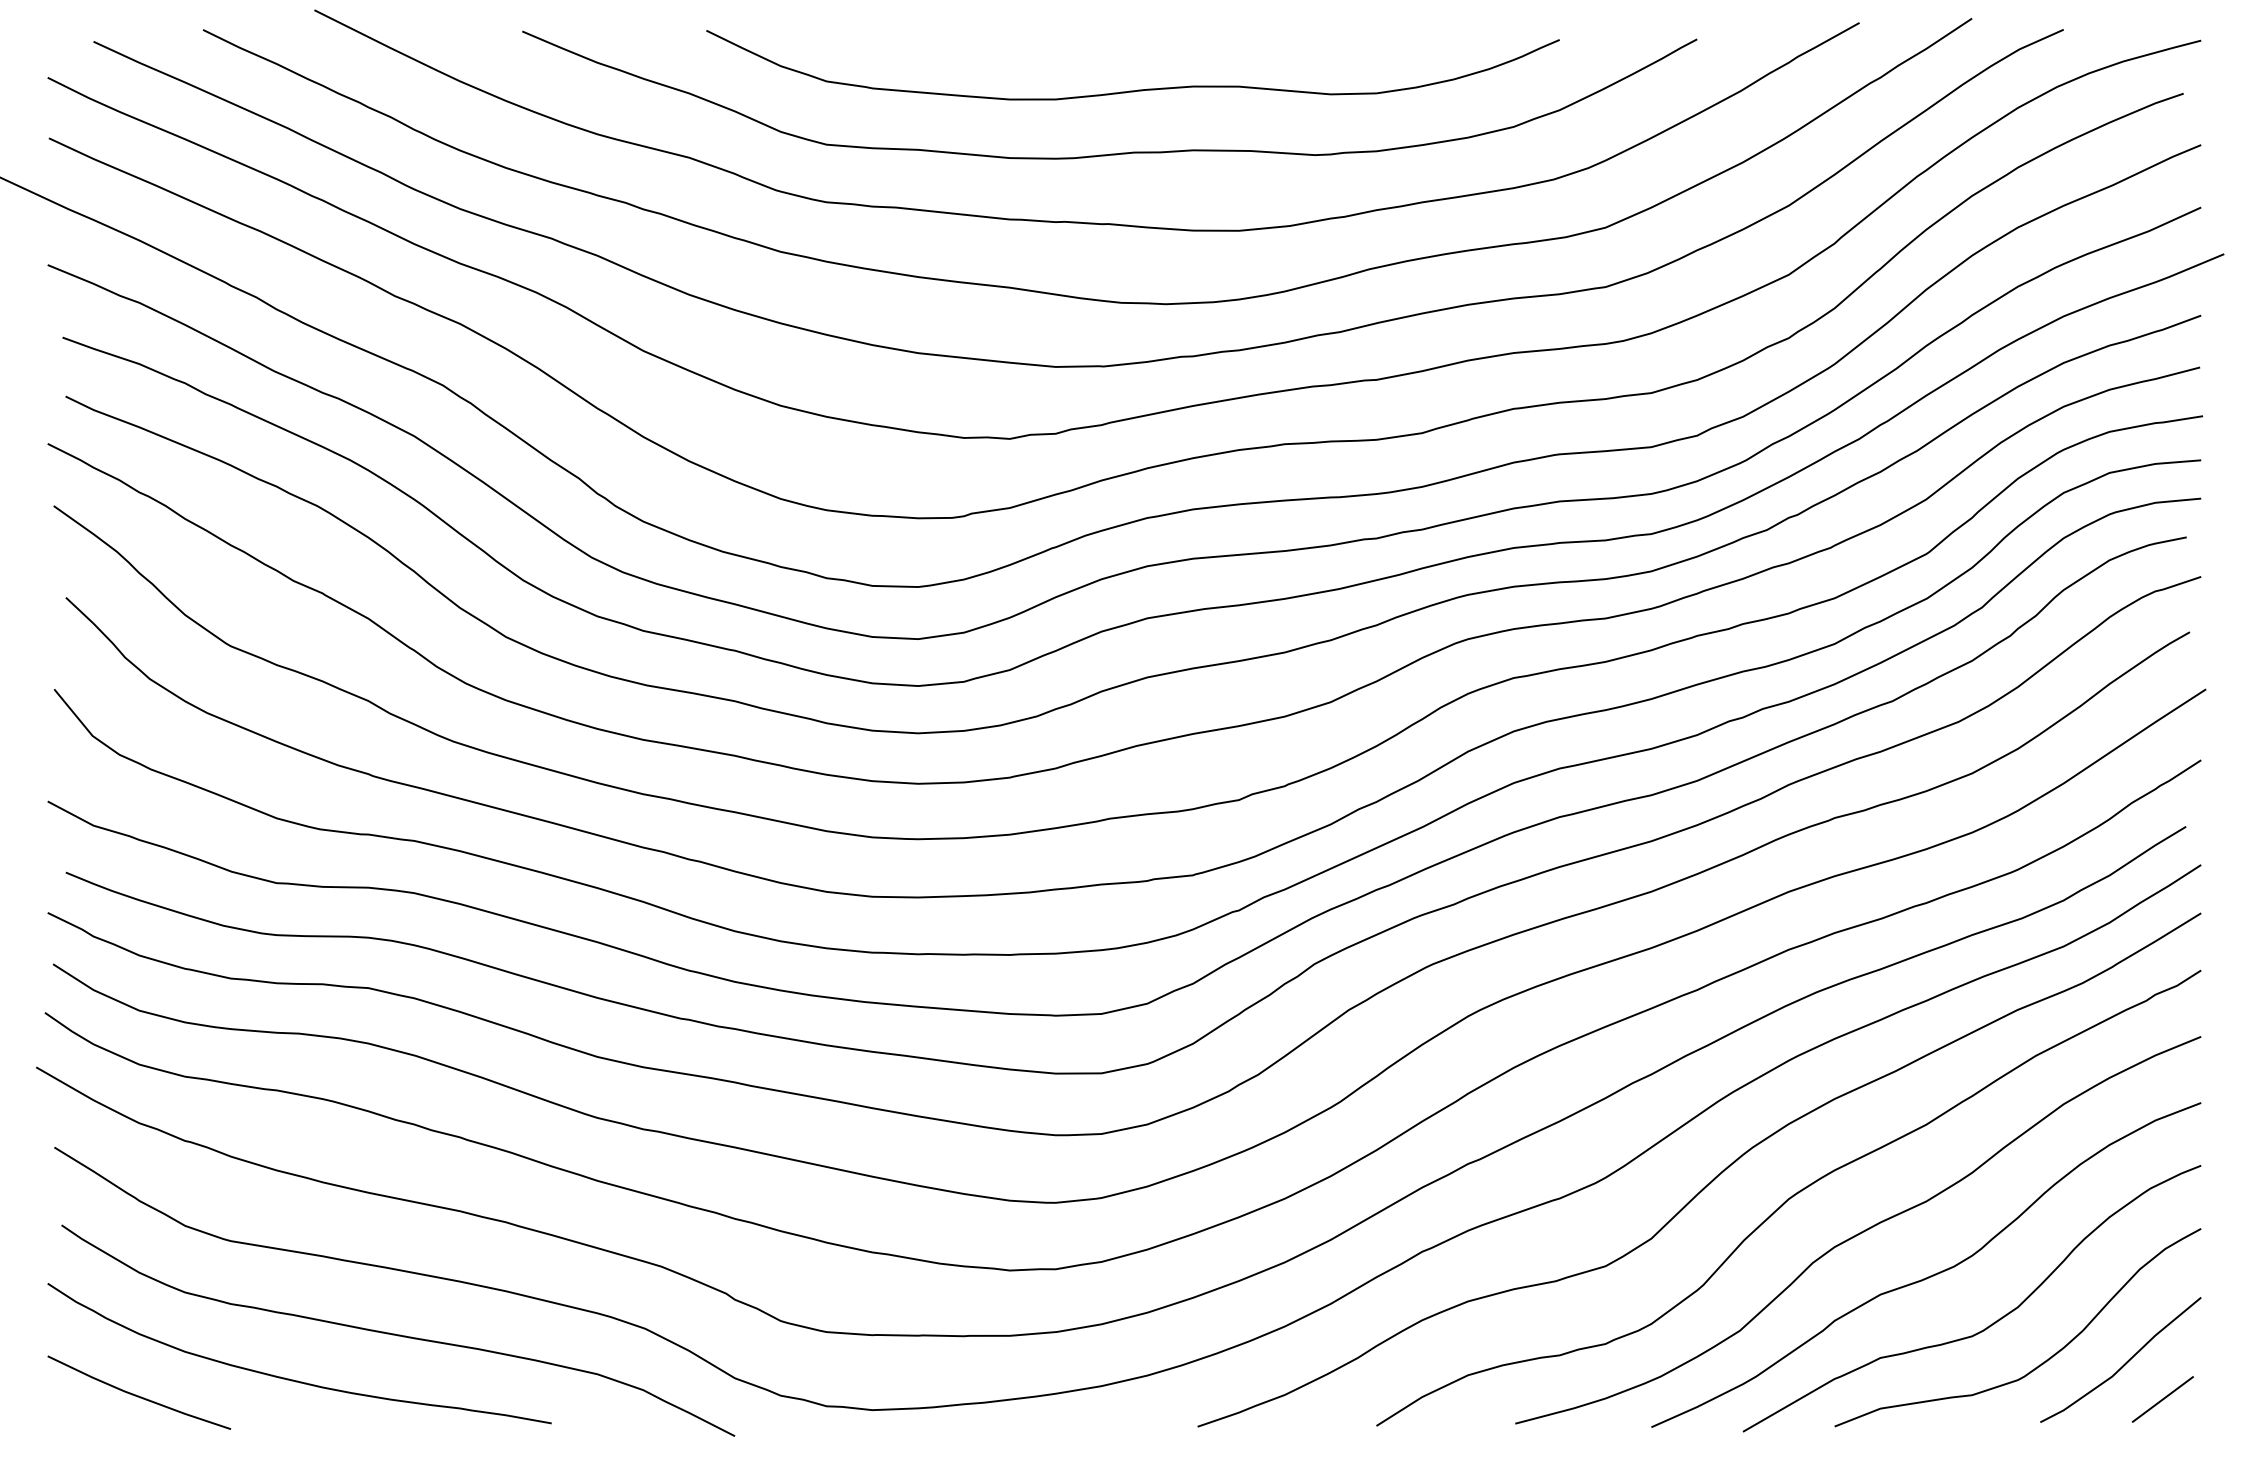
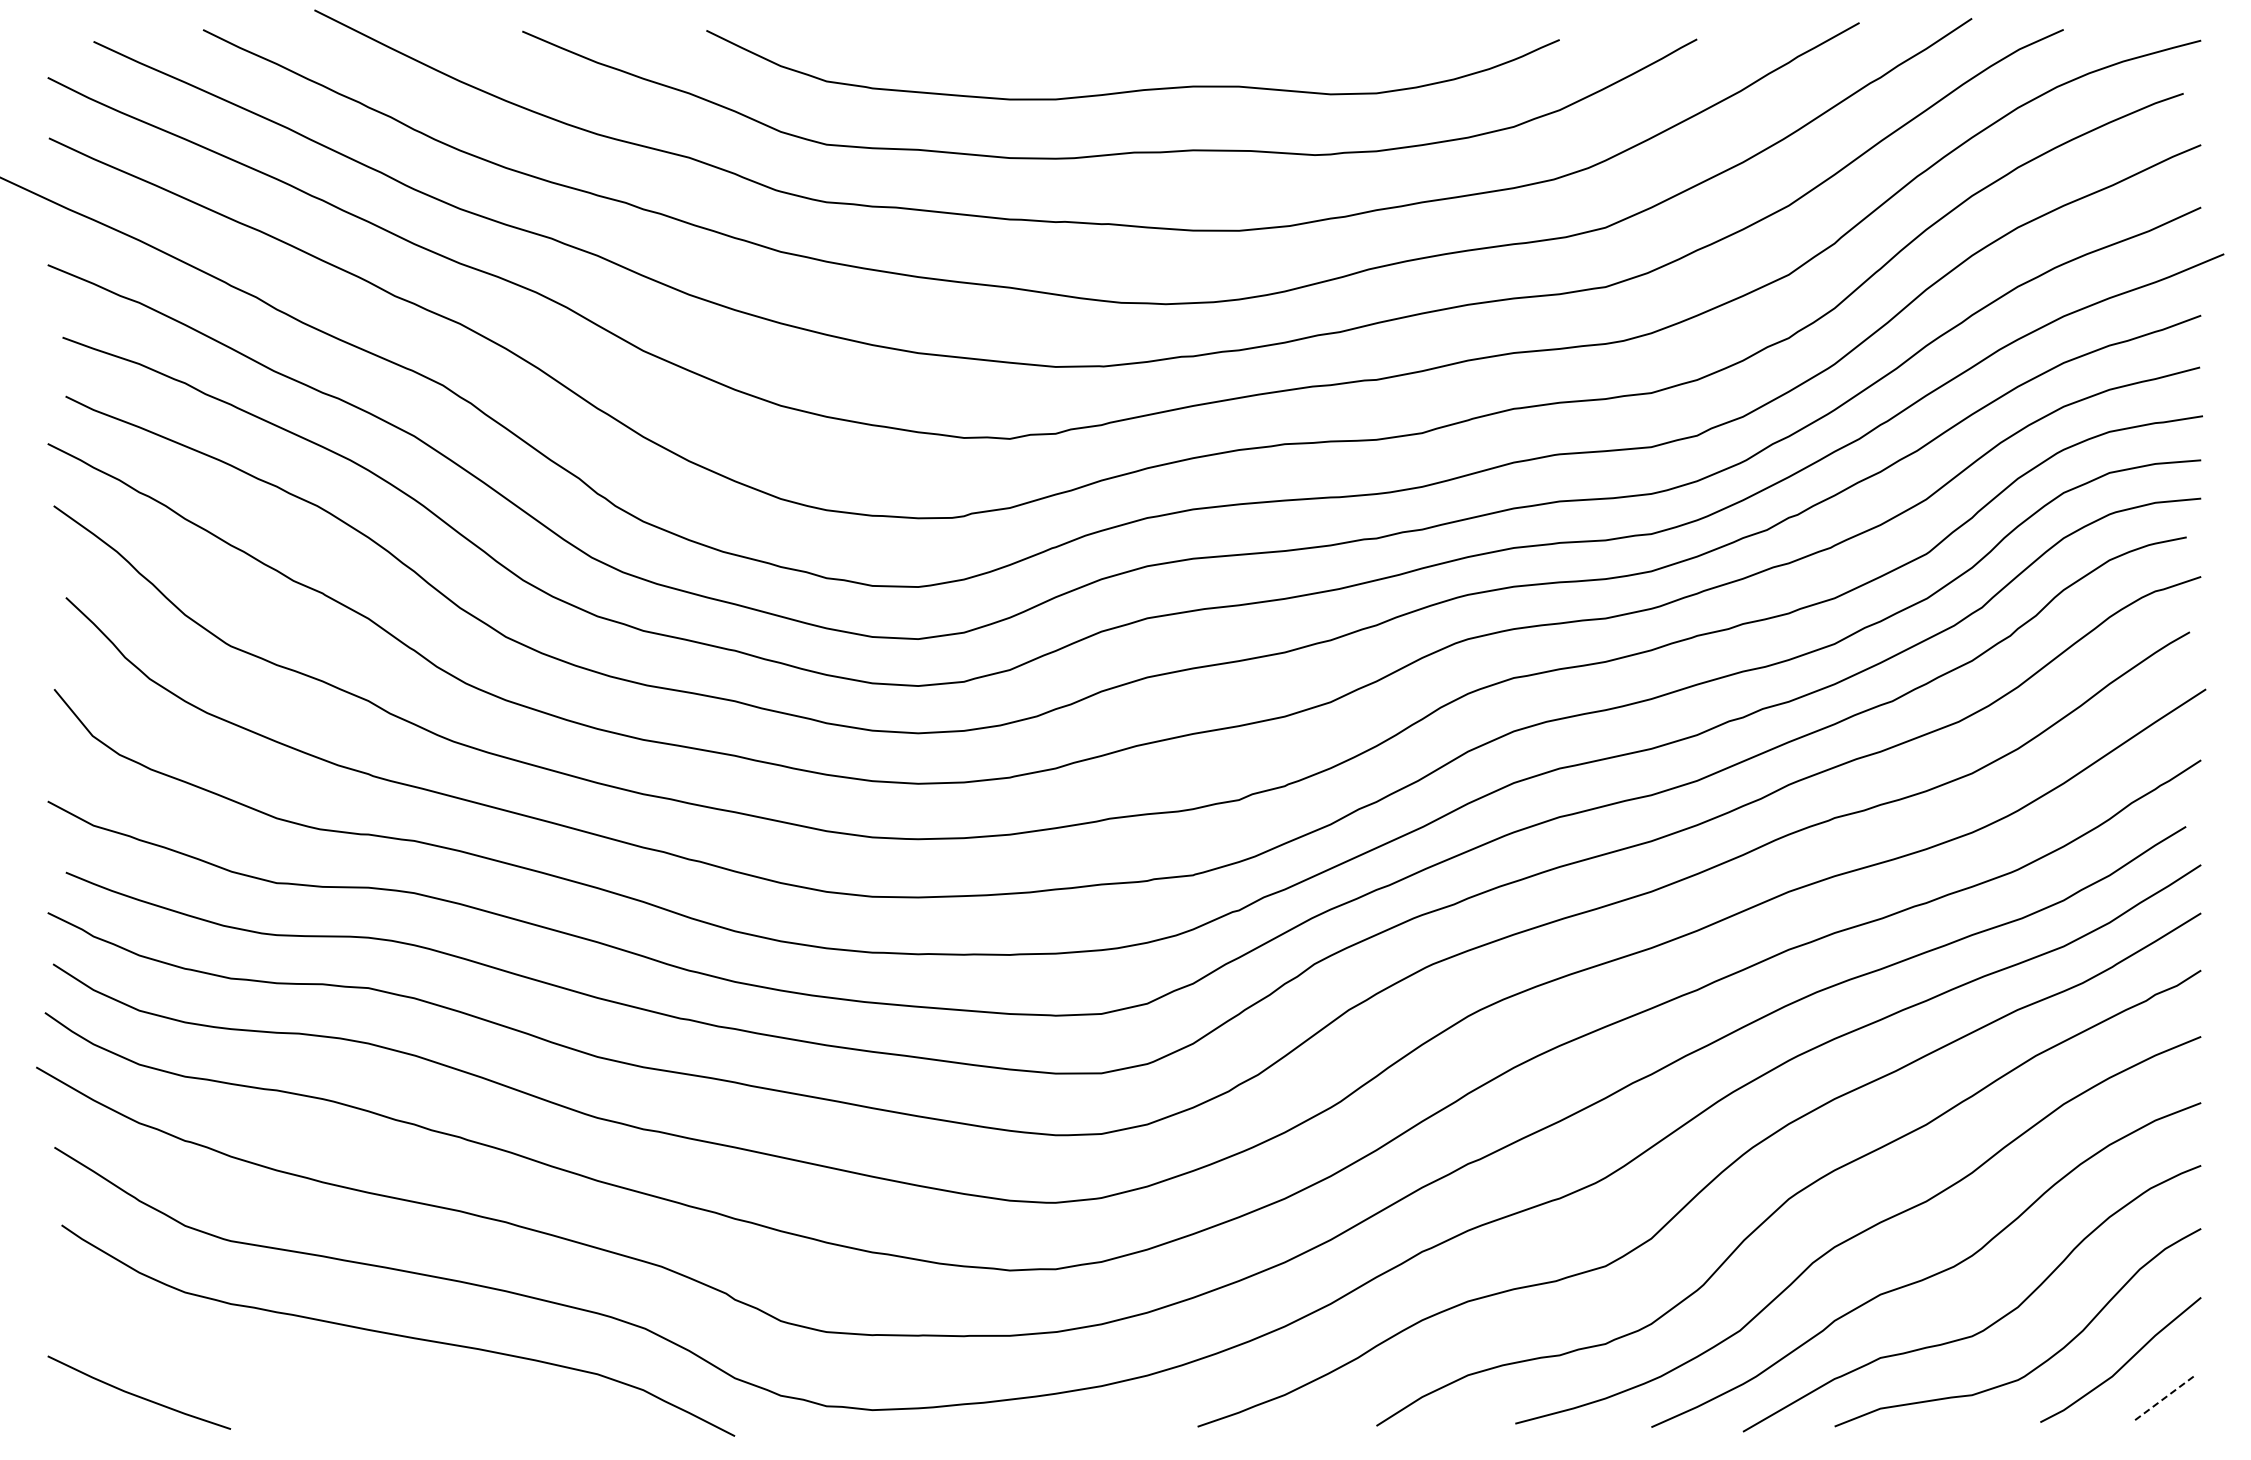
curve: present -> none (293, 1379)
line: solid -> dashed (2162, 1399)
